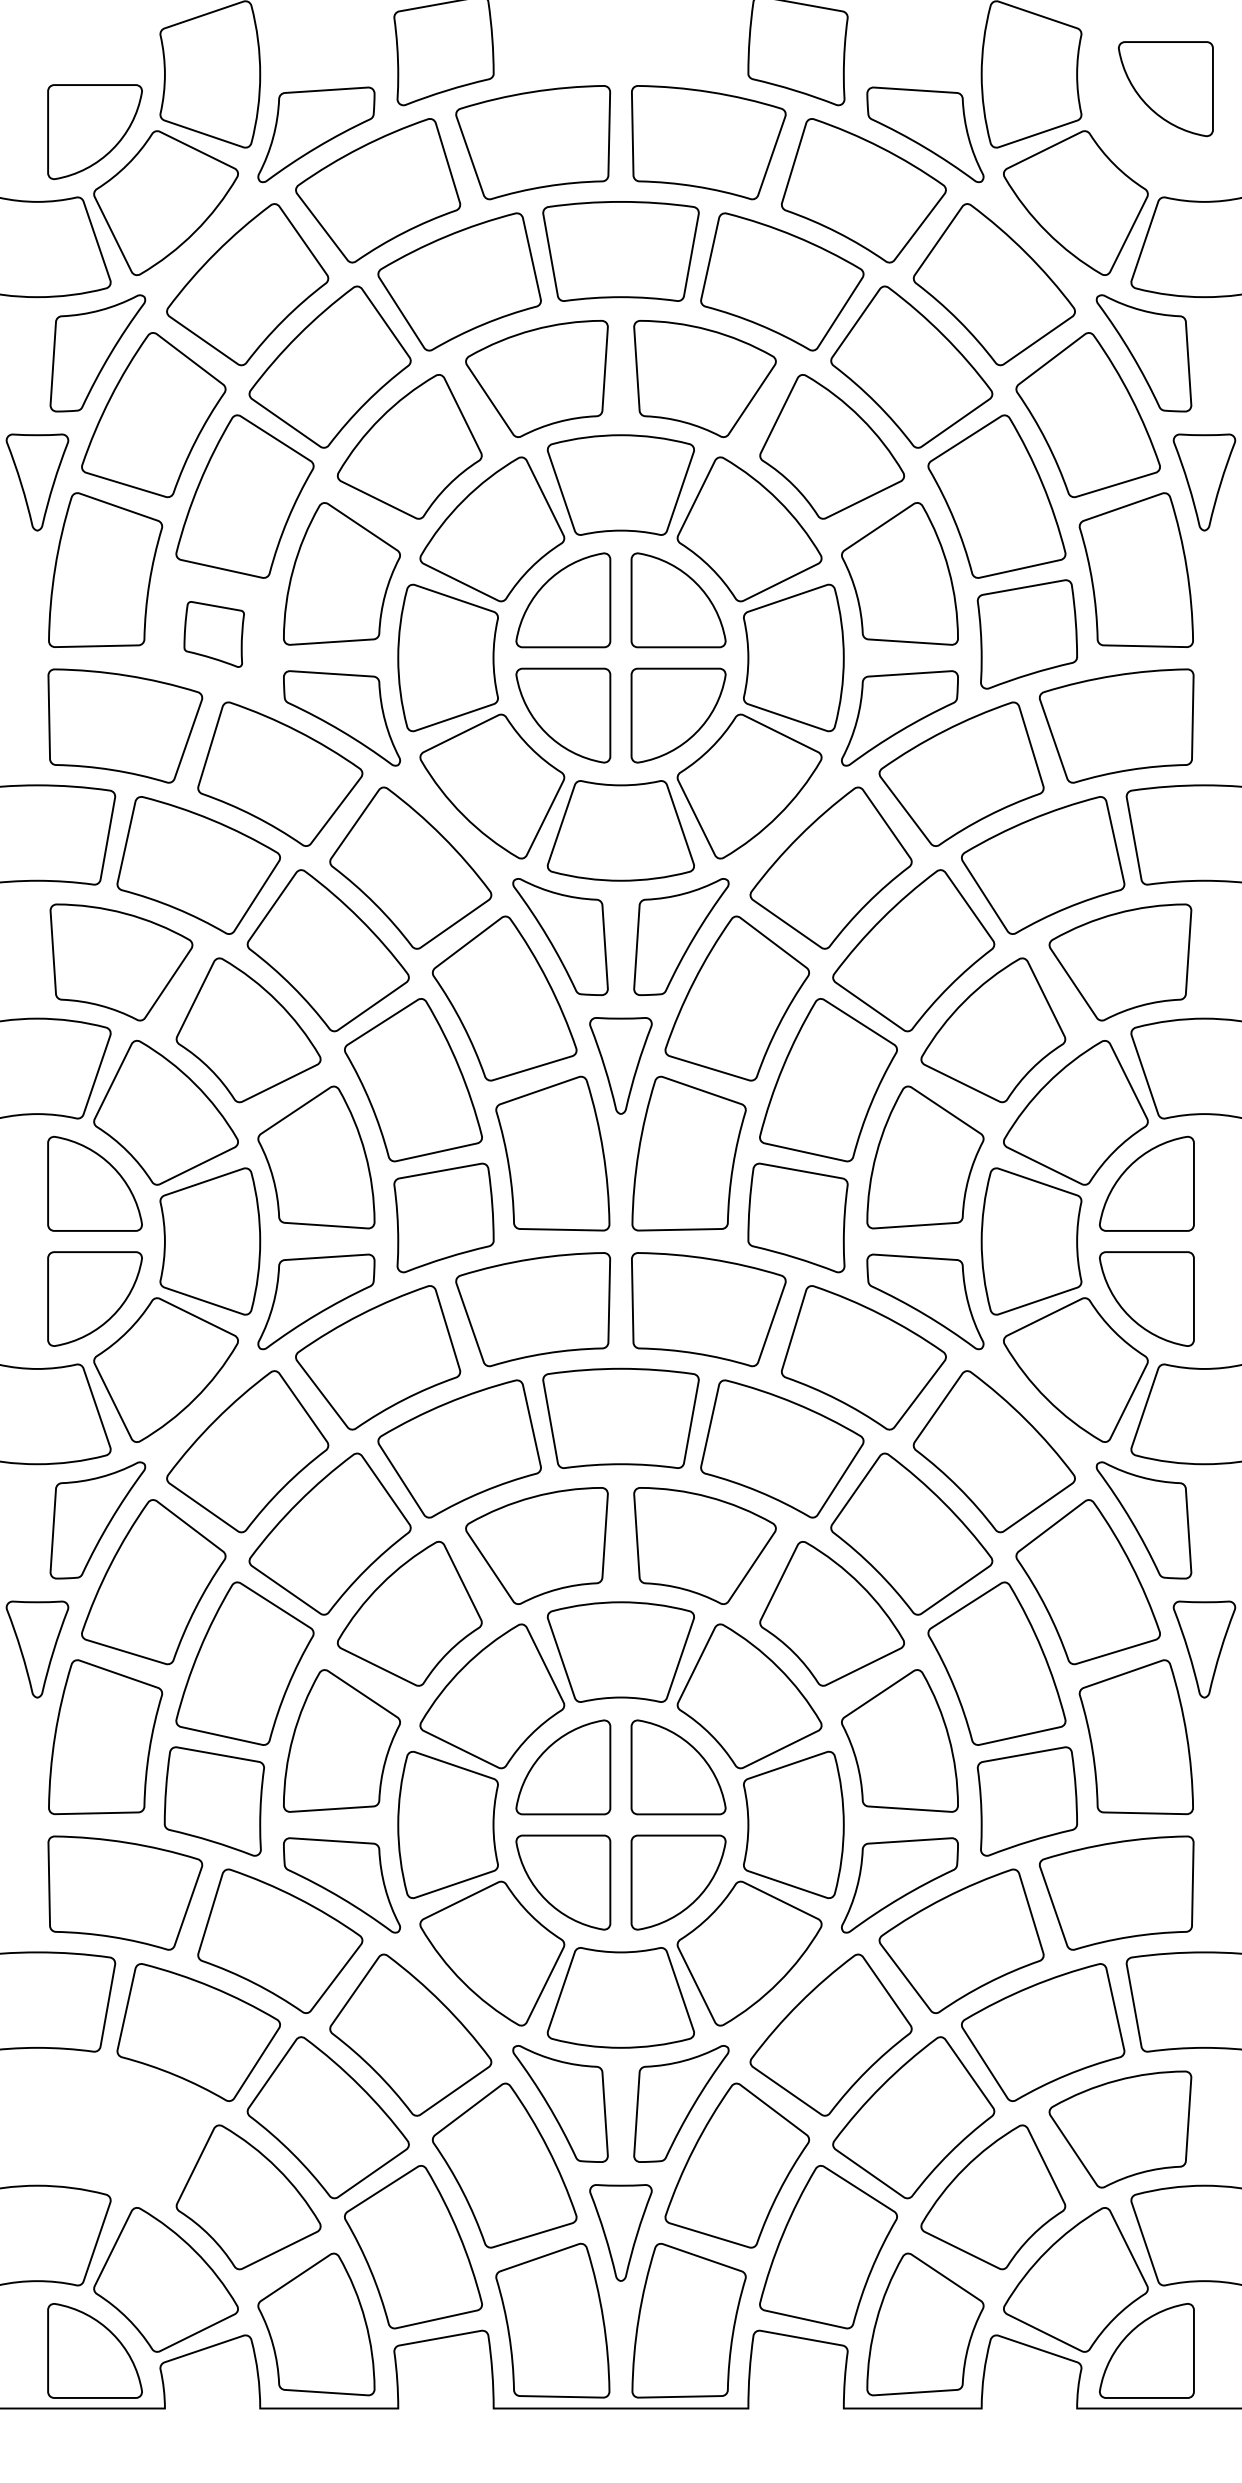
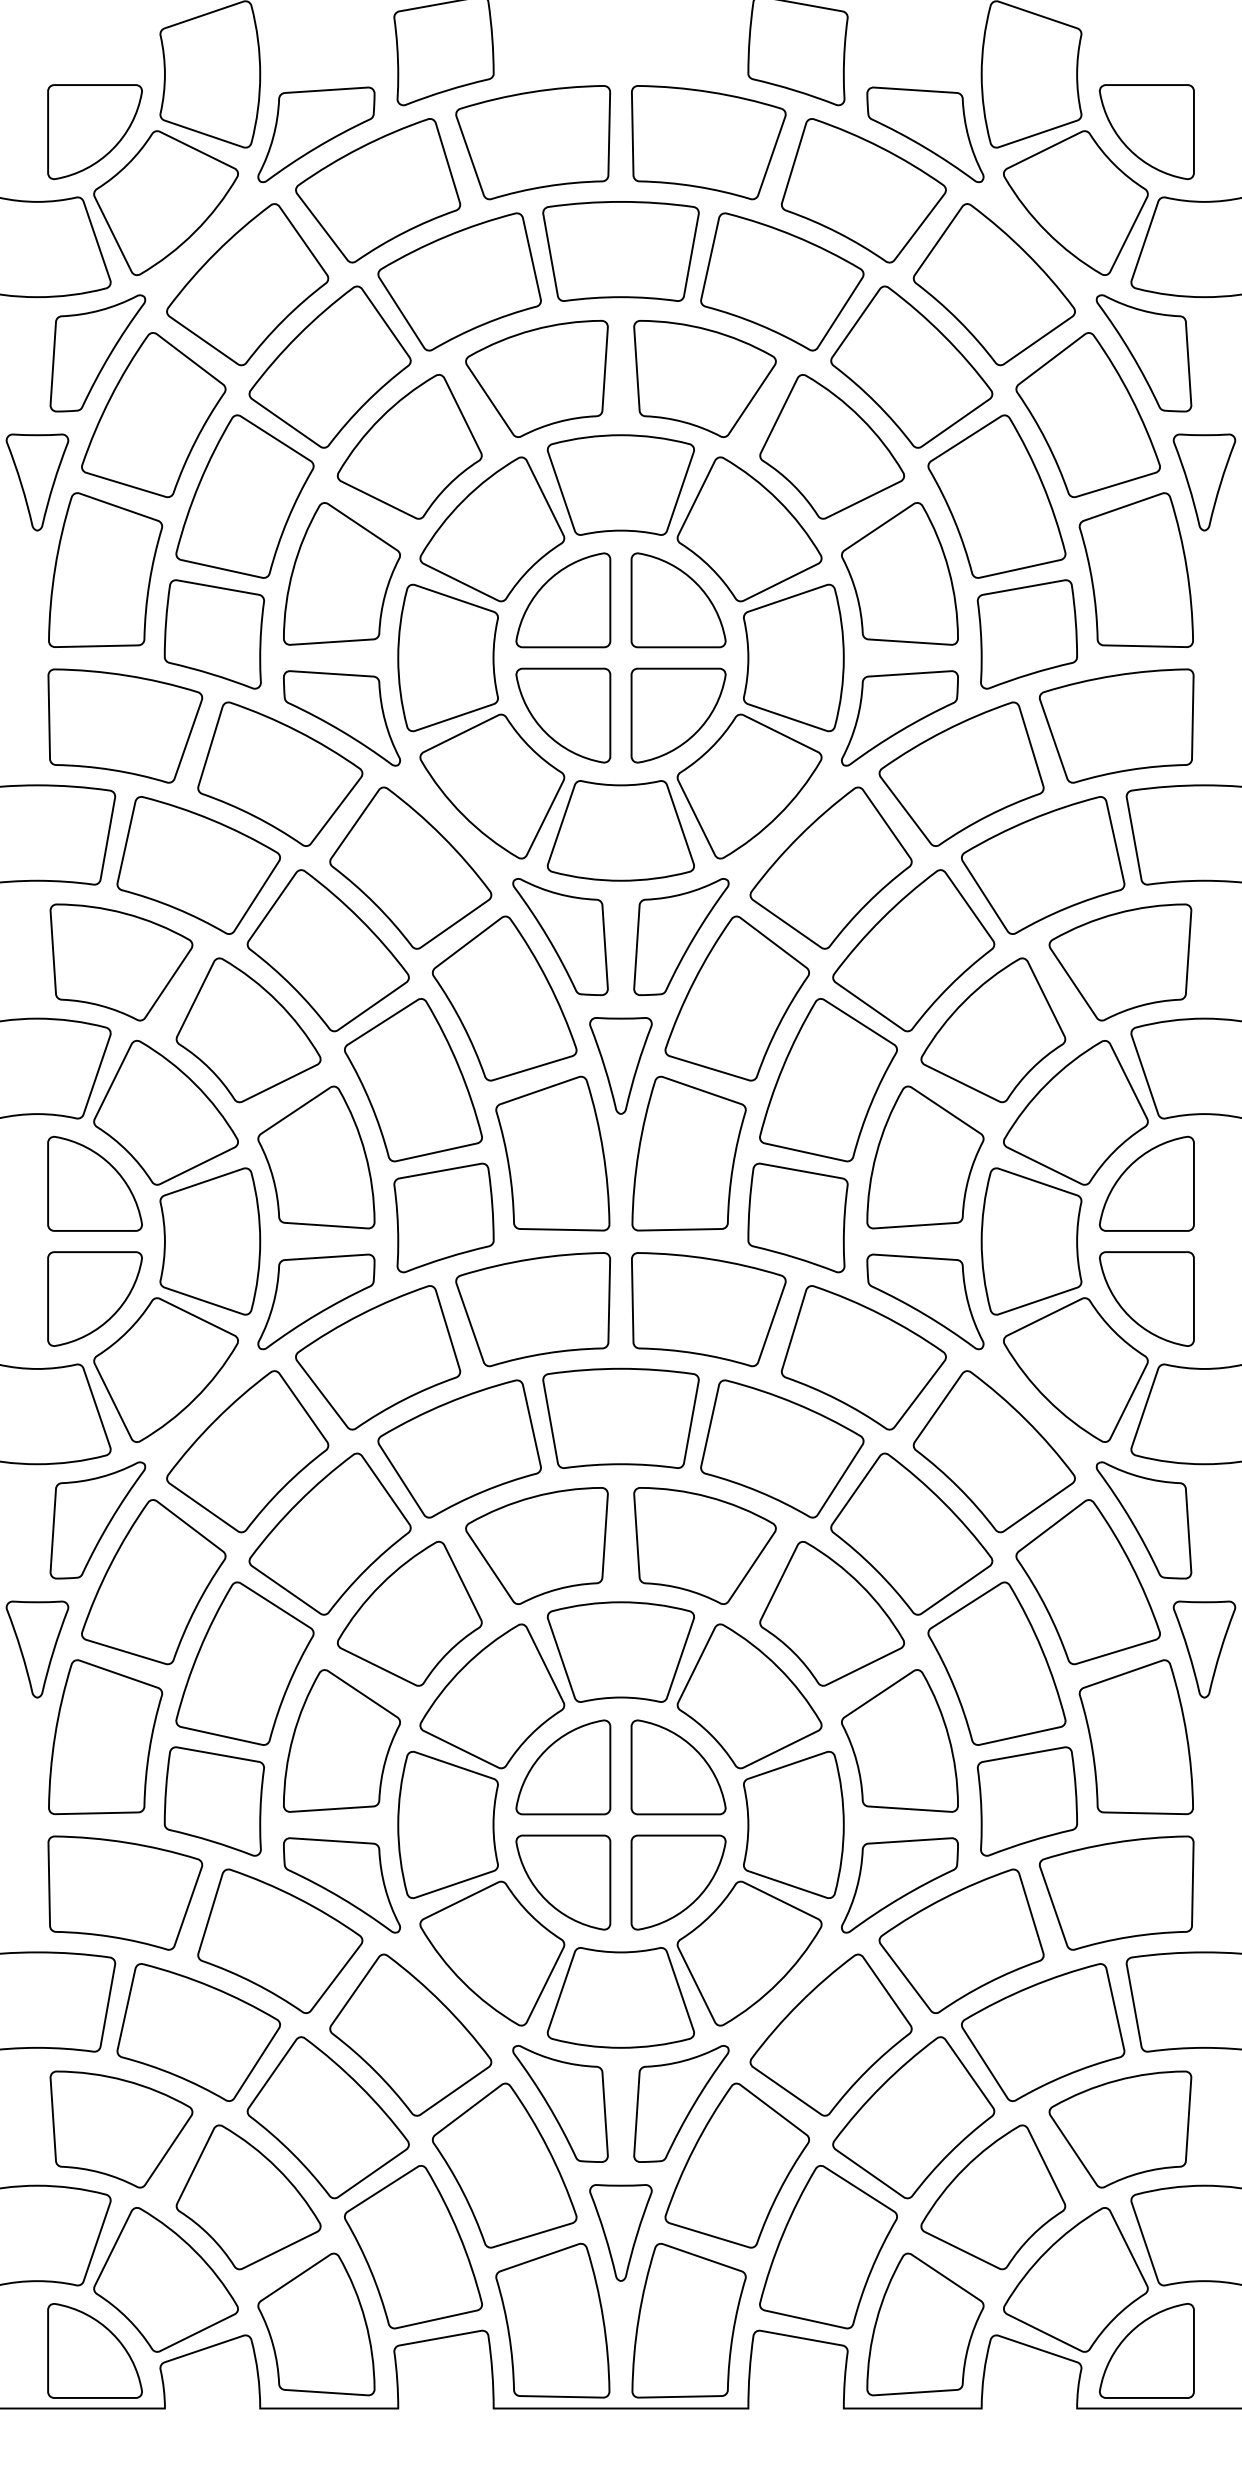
part position: (1165, 89) -> (1146, 132) (1146, 132)
part size: 62x67 px -> 102x111 px (213, 634)
part: none -> present (121, 2129)
